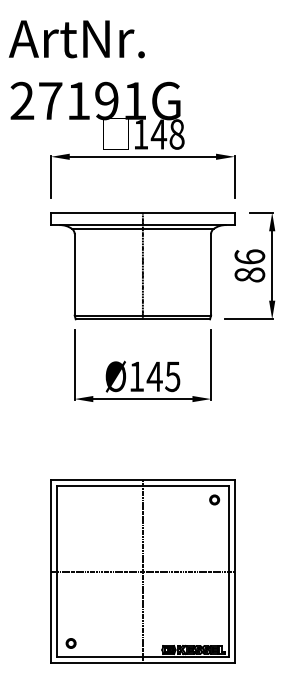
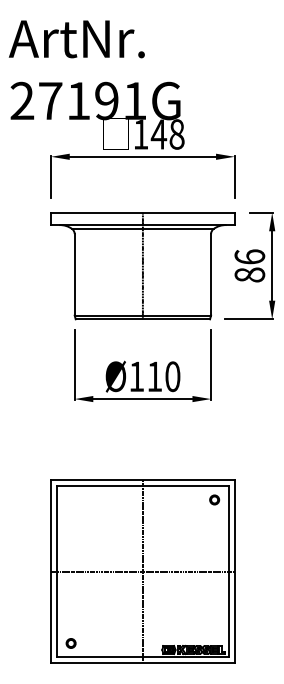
text: Ø145 -> Ø110 (163, 376)
